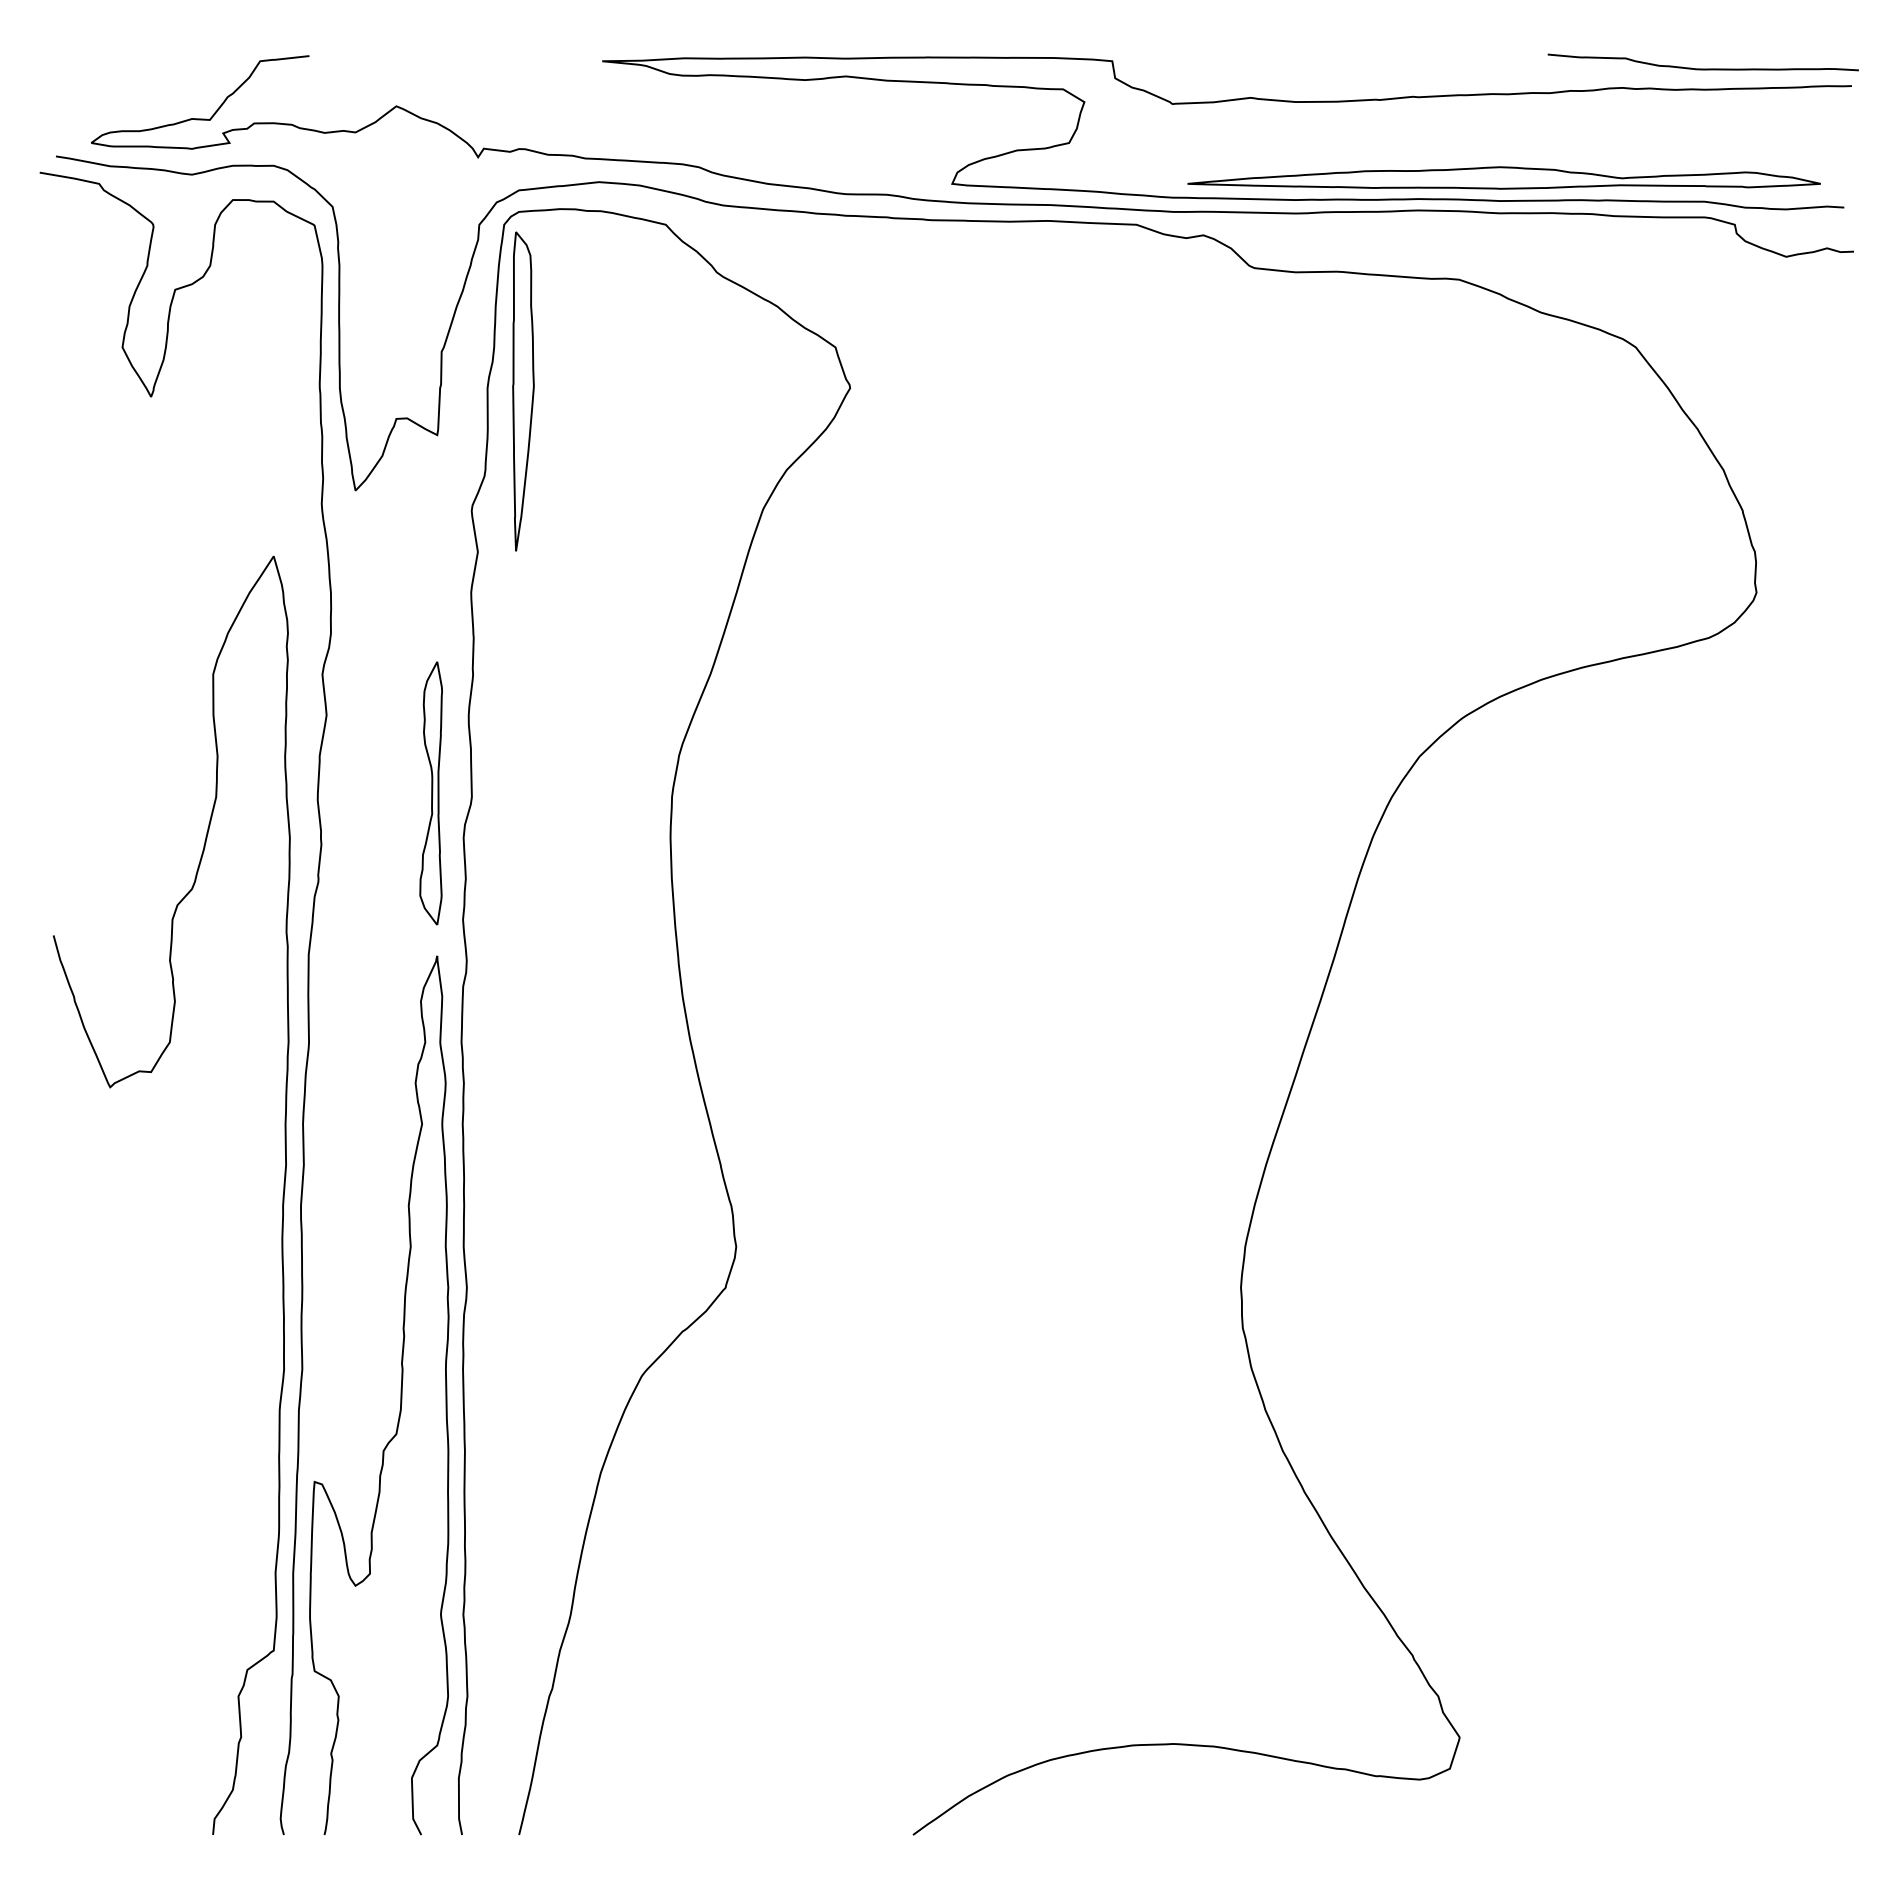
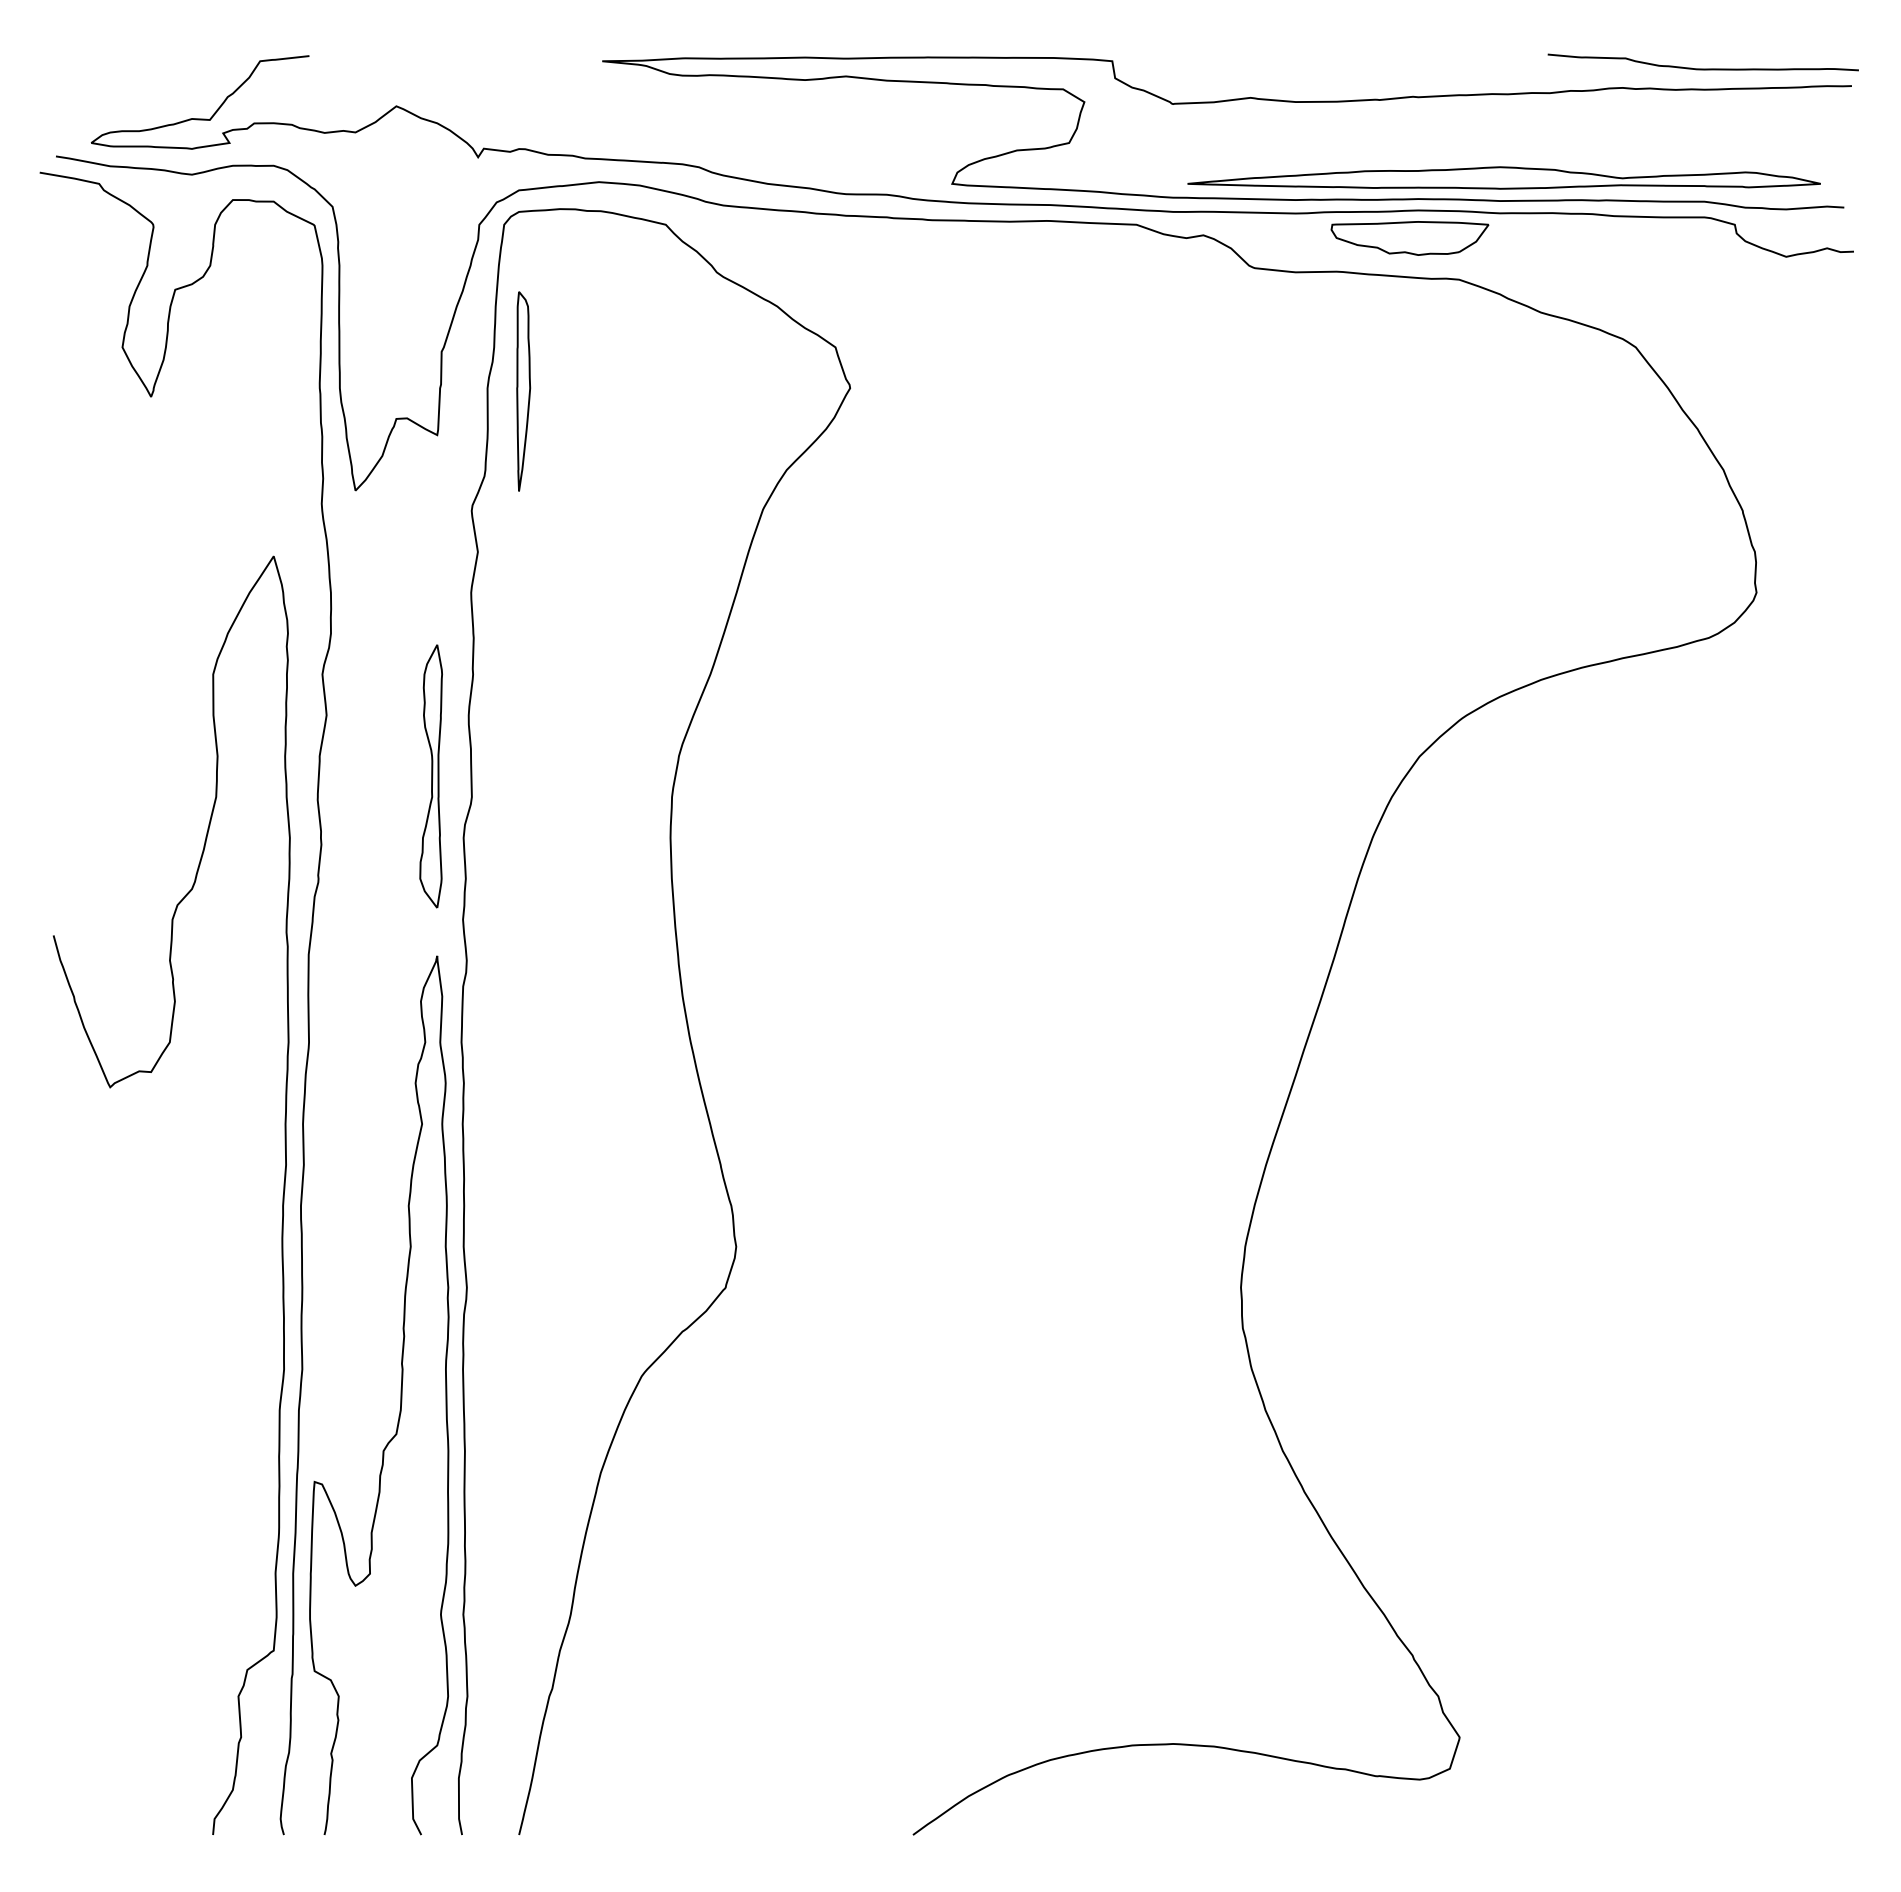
part: none -> present (1409, 238)
part size: 23x321 px -> 16x201 px (523, 391)
part position: (430, 793) -> (430, 776) (430, 776)
